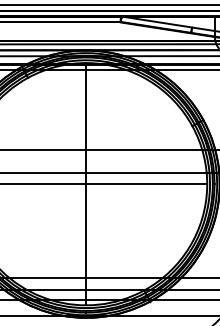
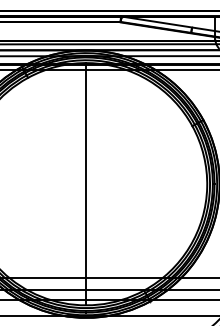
line: present -> none (109, 5)
line: present -> none (109, 150)
line: present -> none (109, 172)
line: present -> none (104, 184)
